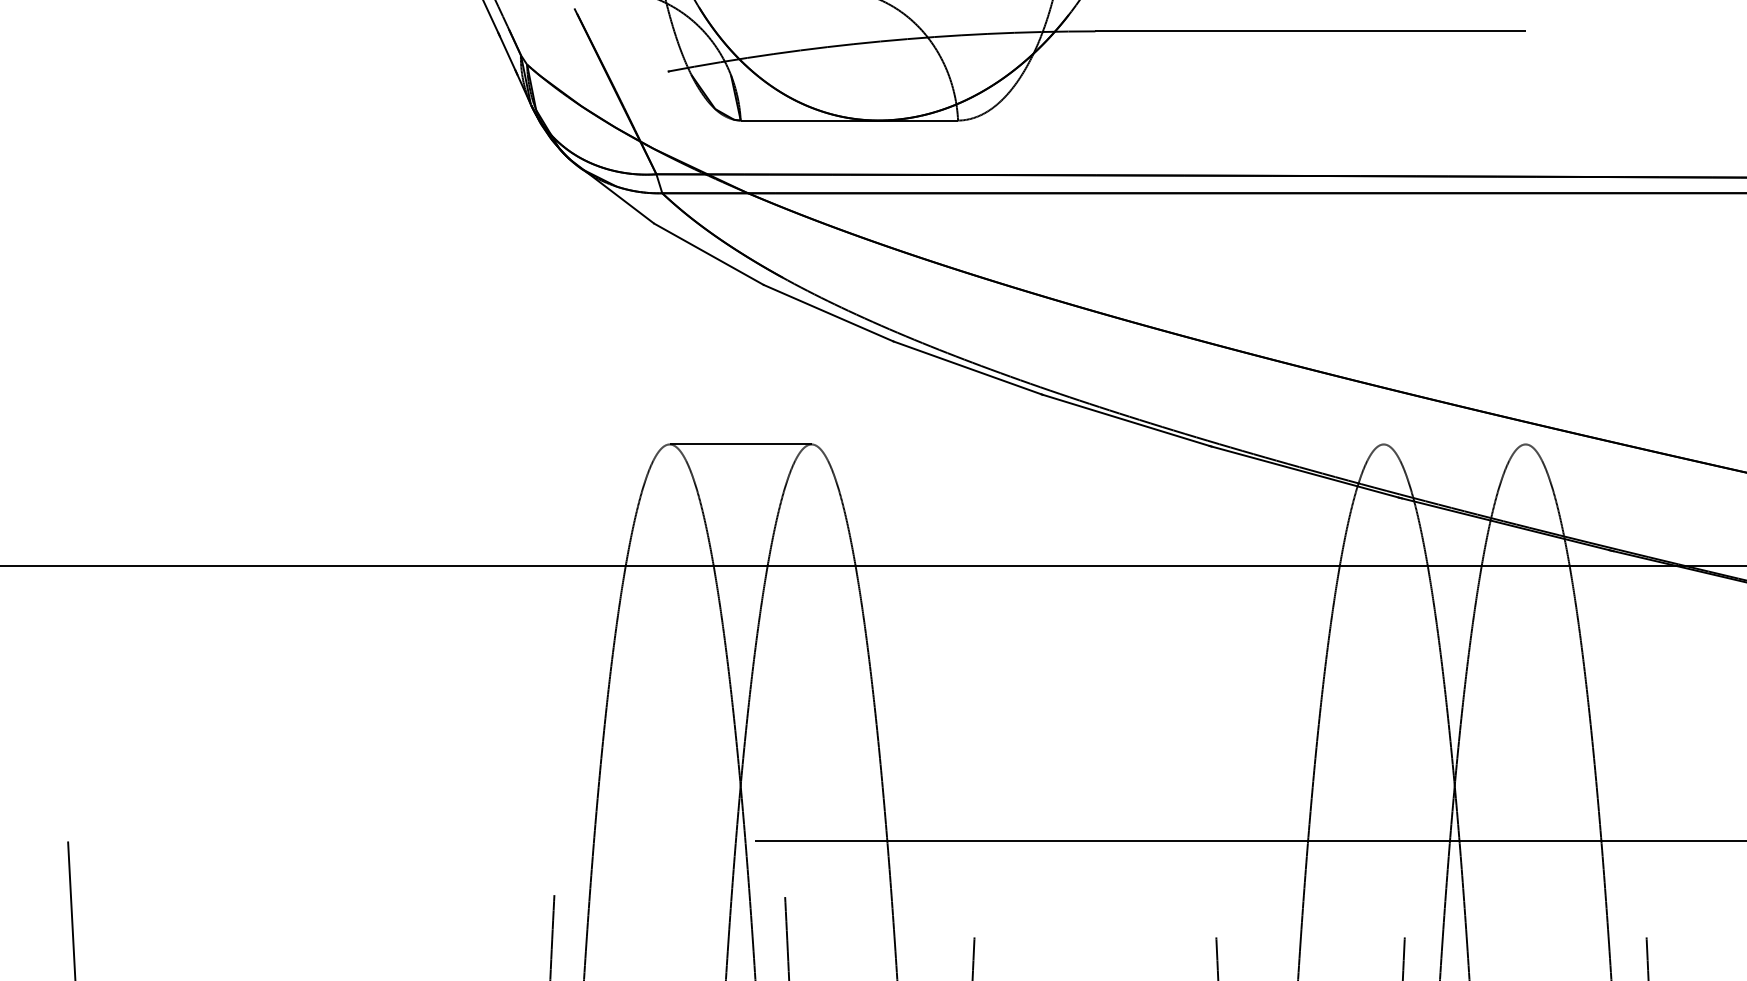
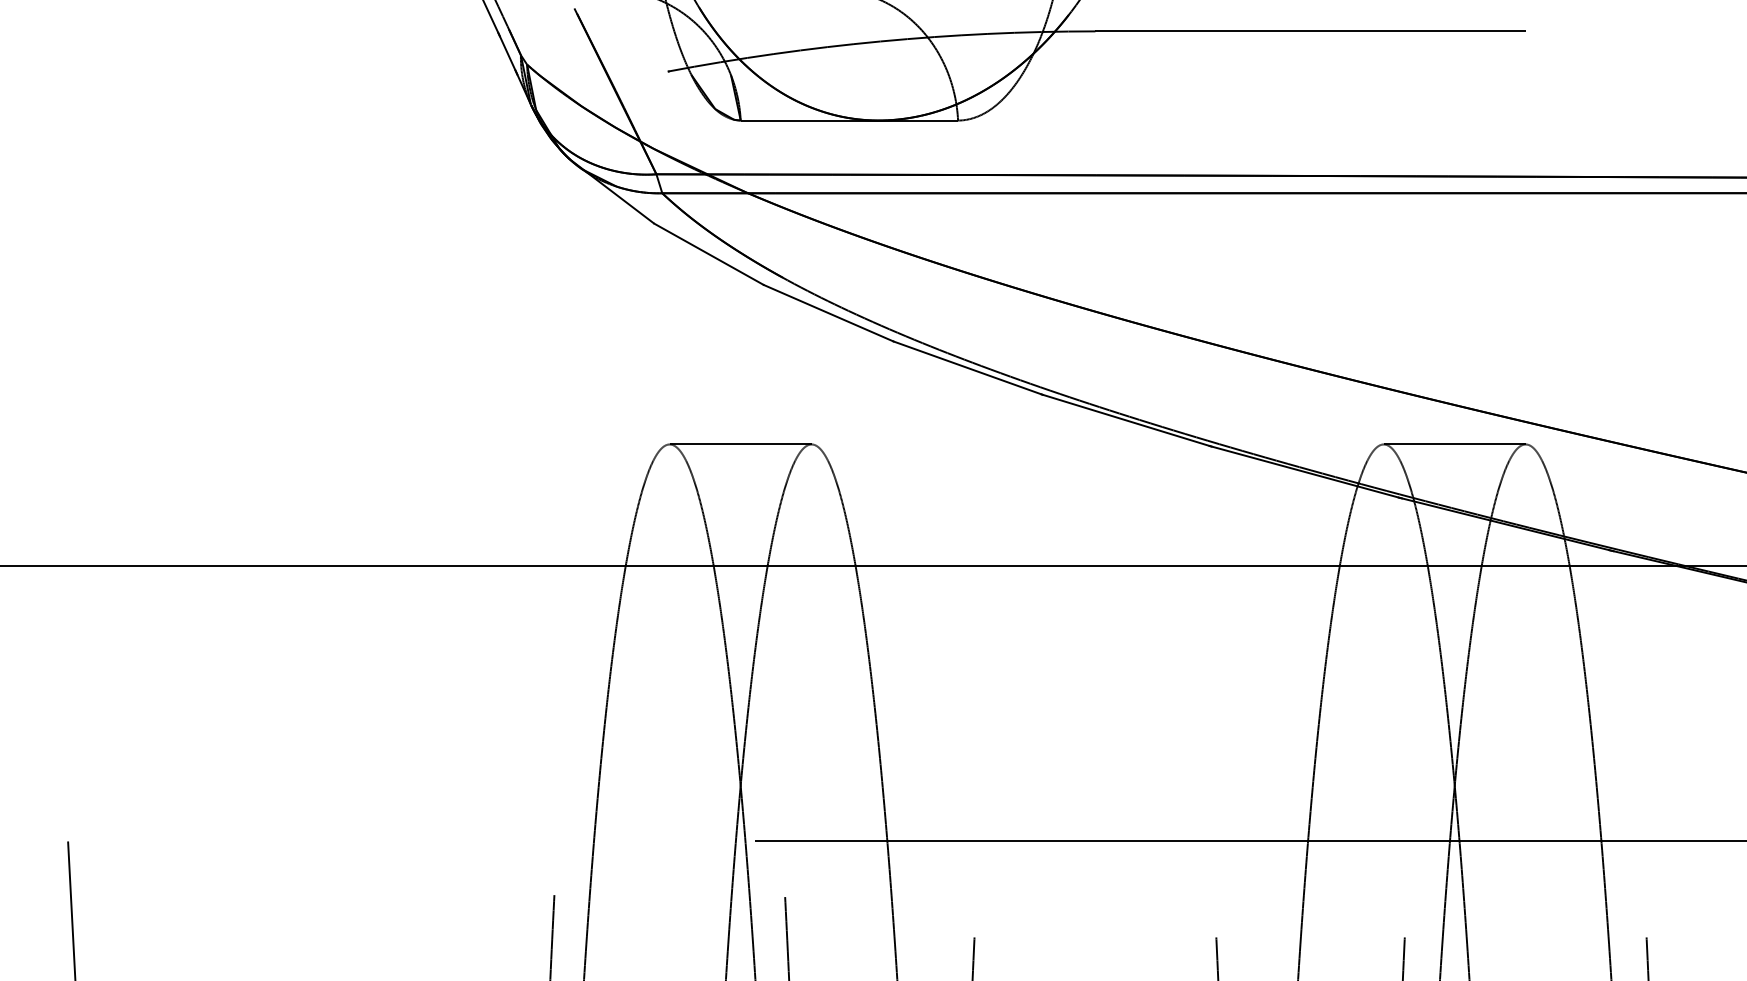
line: none -> present (1454, 444)
